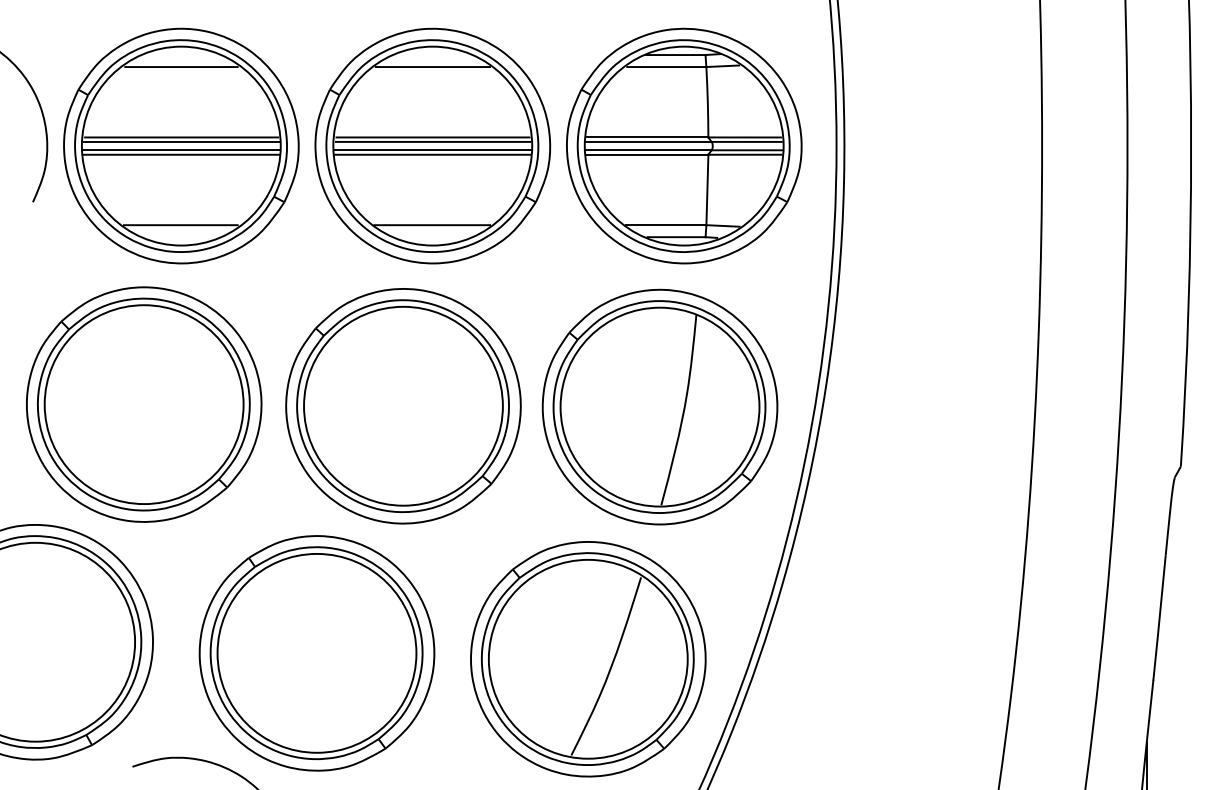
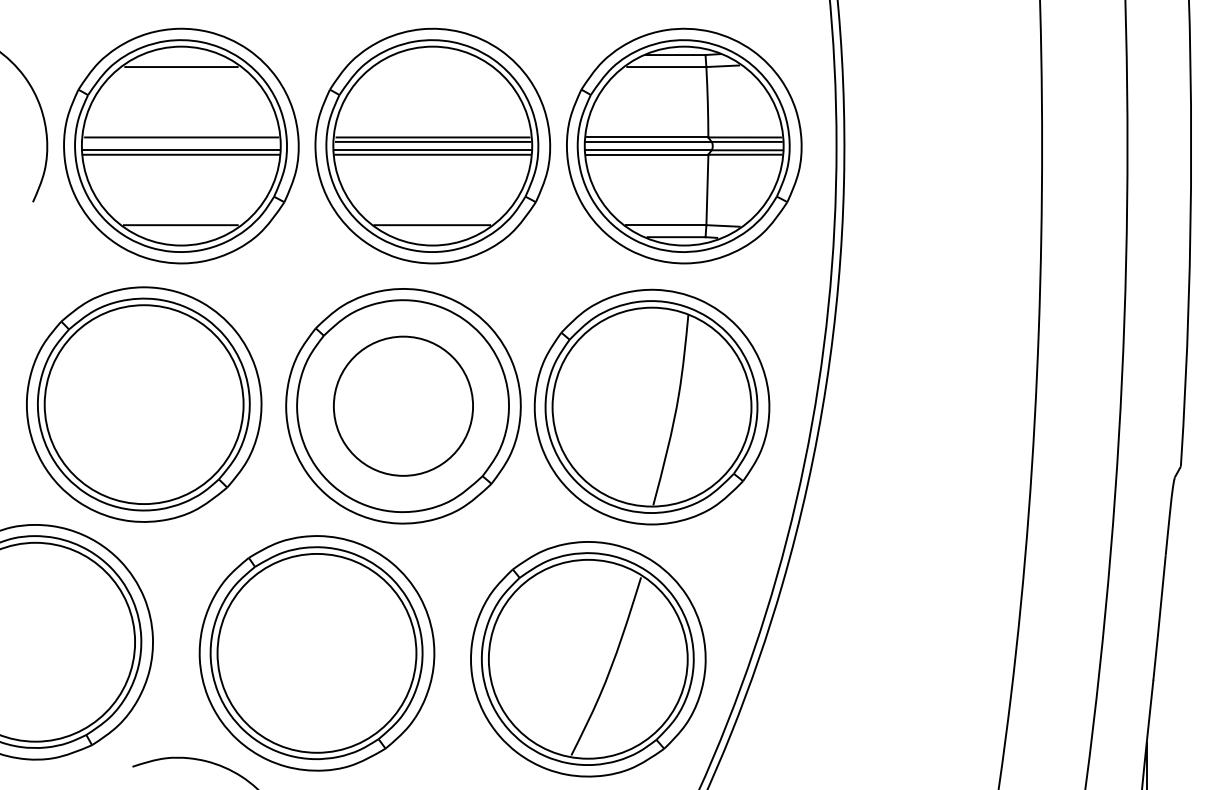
line: present -> none (432, 67)
line: present -> none (181, 141)
circle diameter: 199 px -> 139 px (403, 405)
part position: (659, 406) -> (651, 406) (651, 406)
